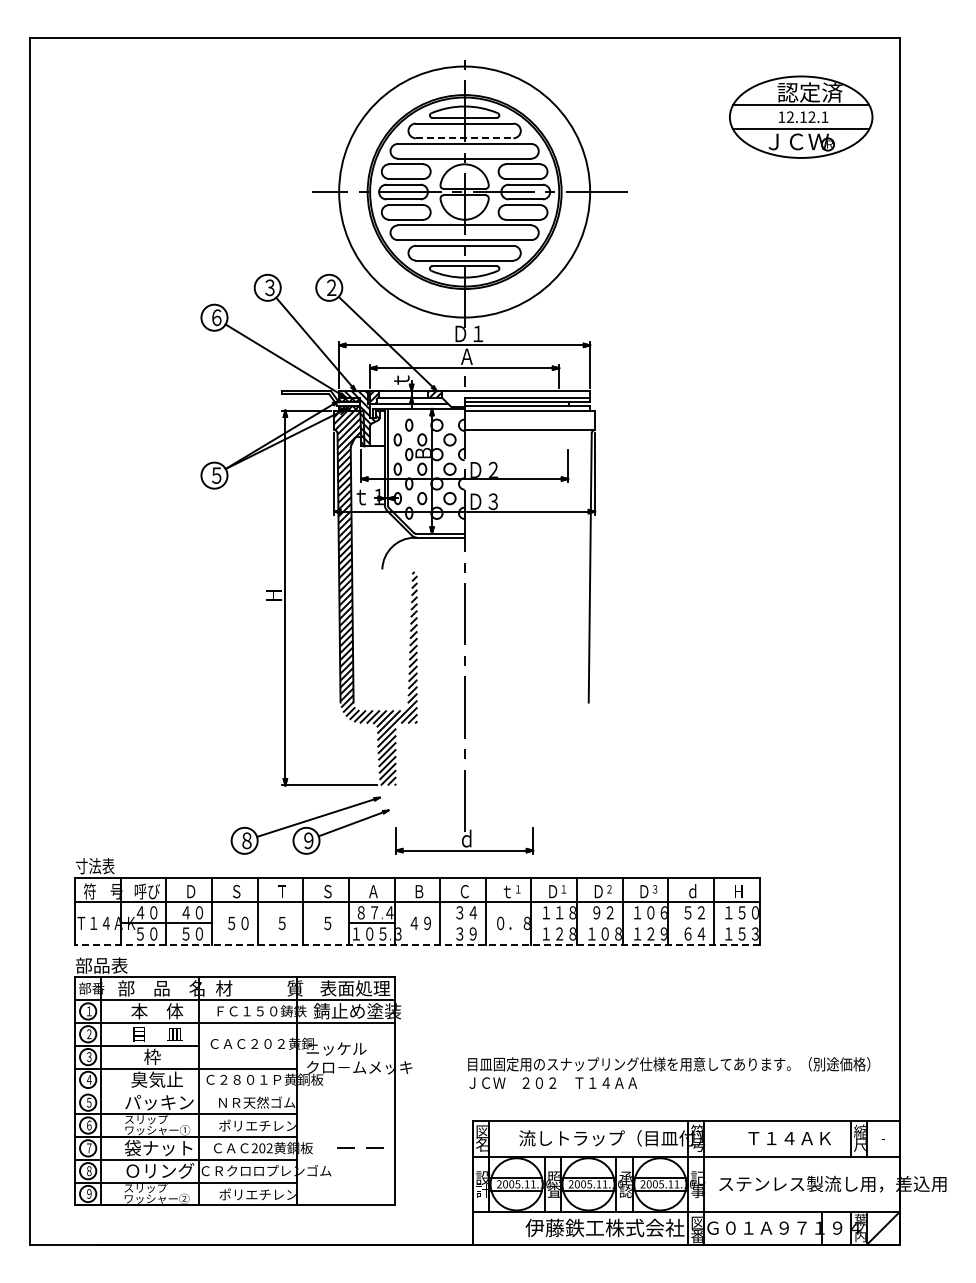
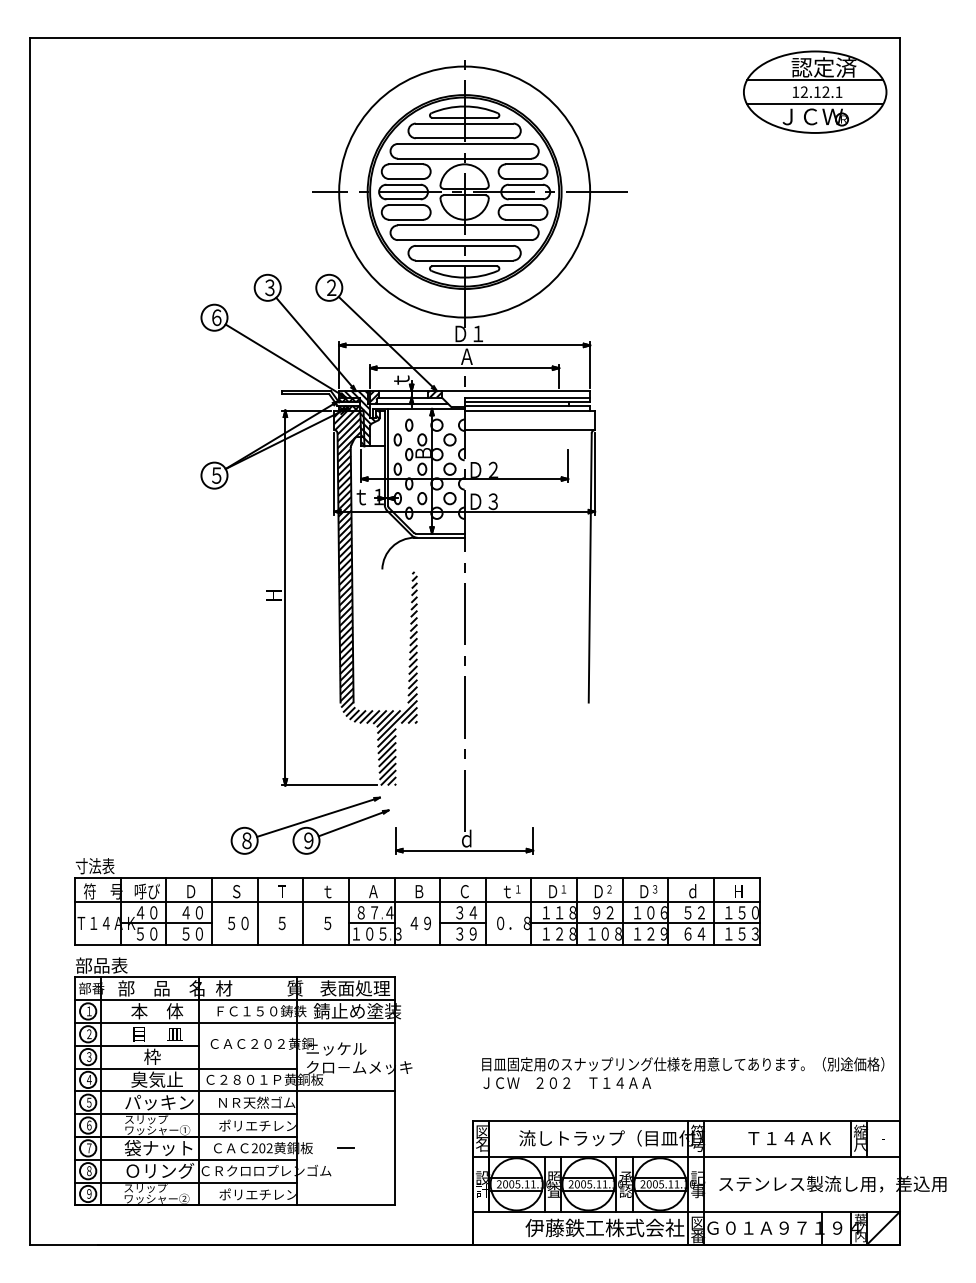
part position: (801, 116) -> (815, 91) (815, 91)
line: dashed -> solid (464, 138)
text: Ｓ -> ｔ (327, 891)
line: none -> present (462, 923)
line: none -> present (645, 923)
line: dashed -> solid (416, 944)
text position: (669, 1072) -> (683, 1072) (683, 1072)
line: none -> present (234, 1091)
line: present -> none (374, 1147)
